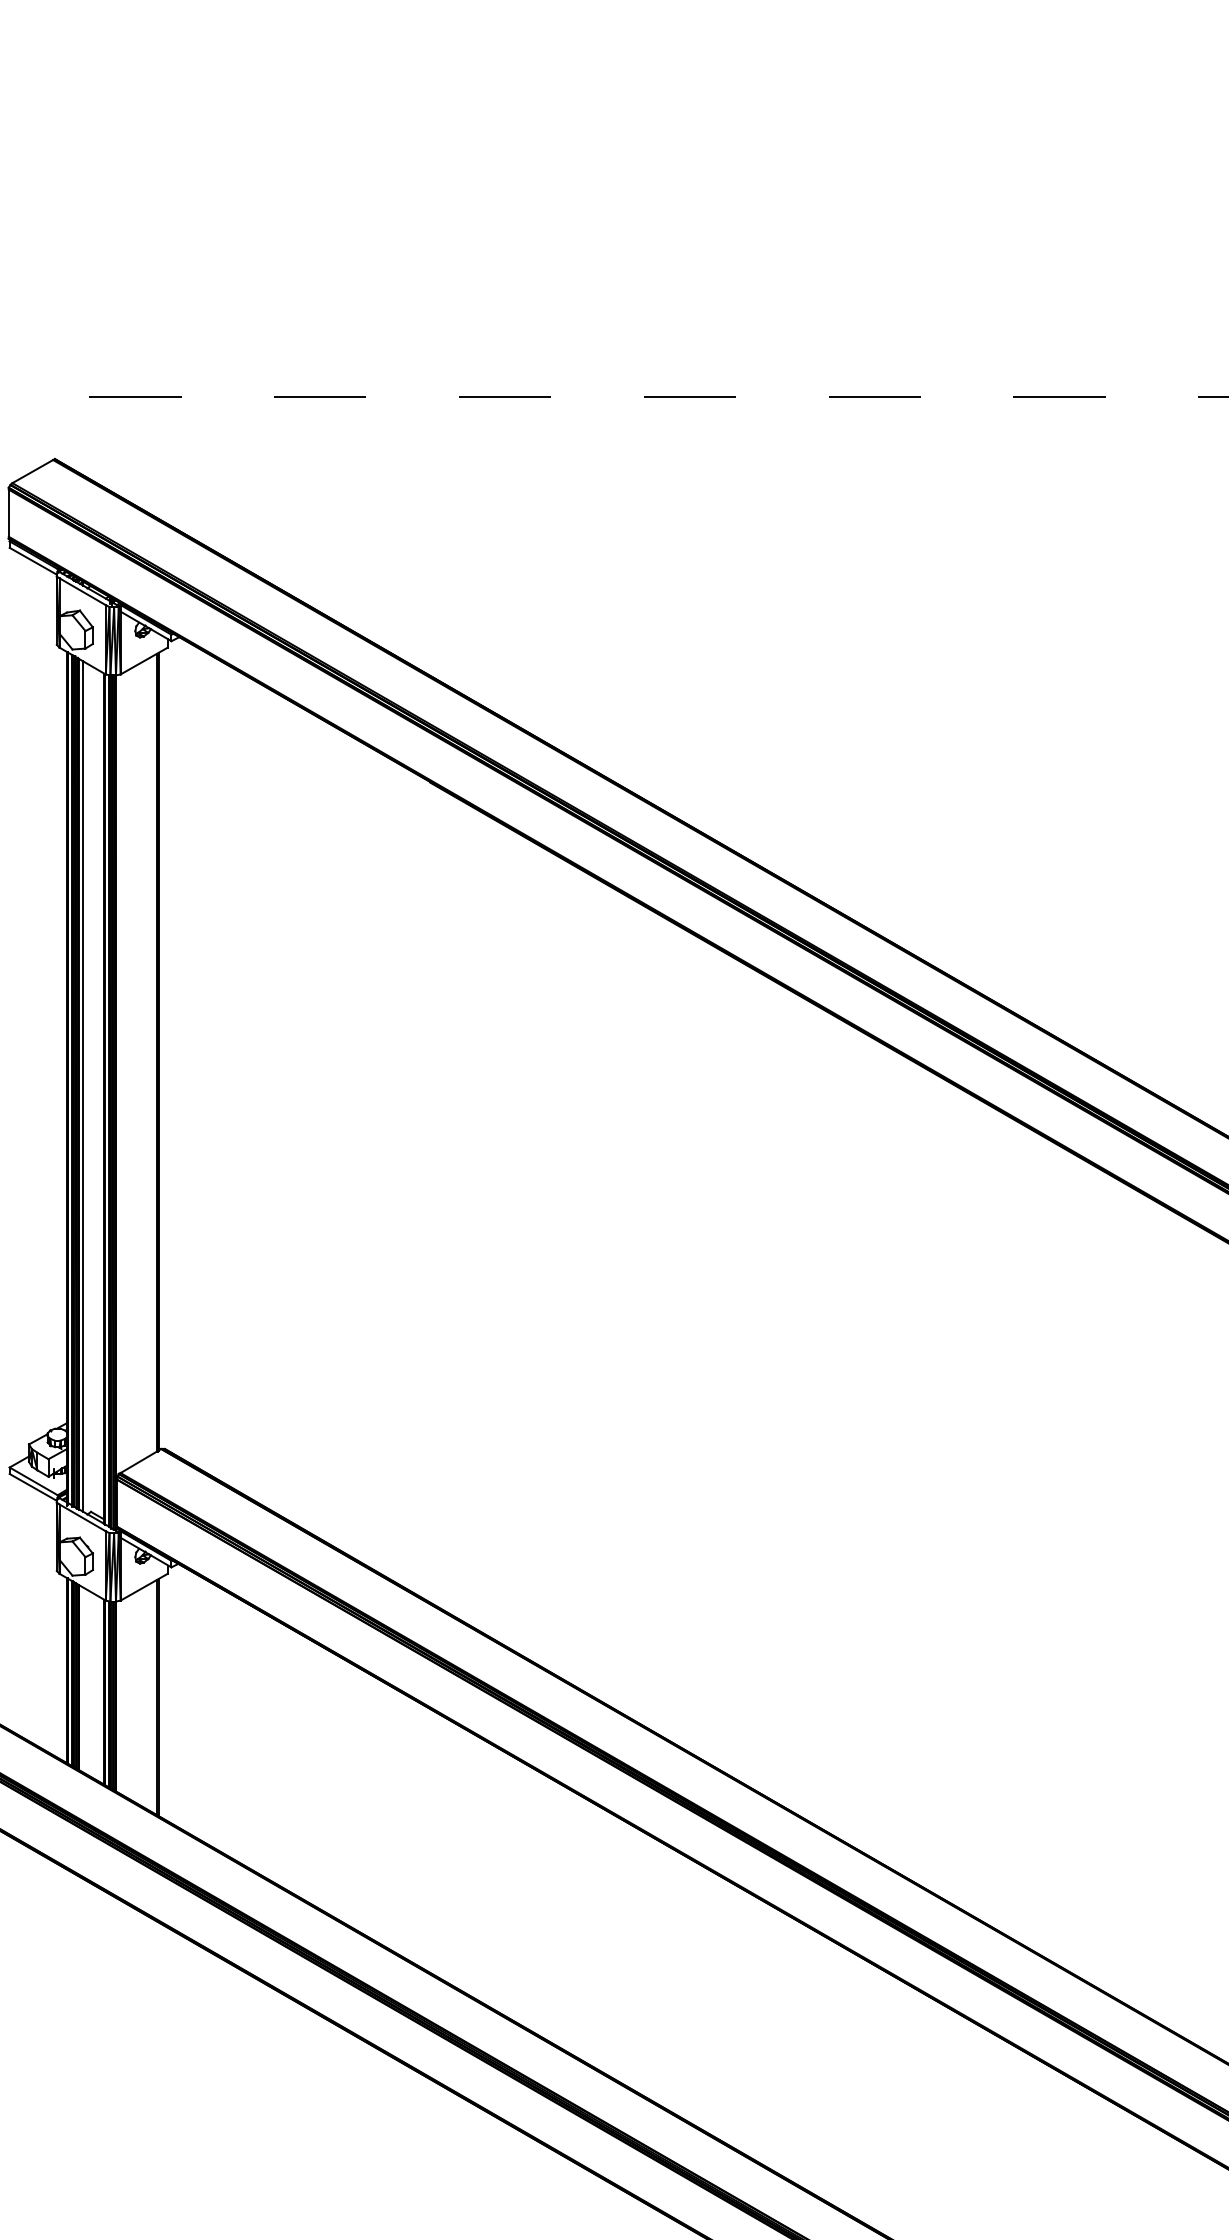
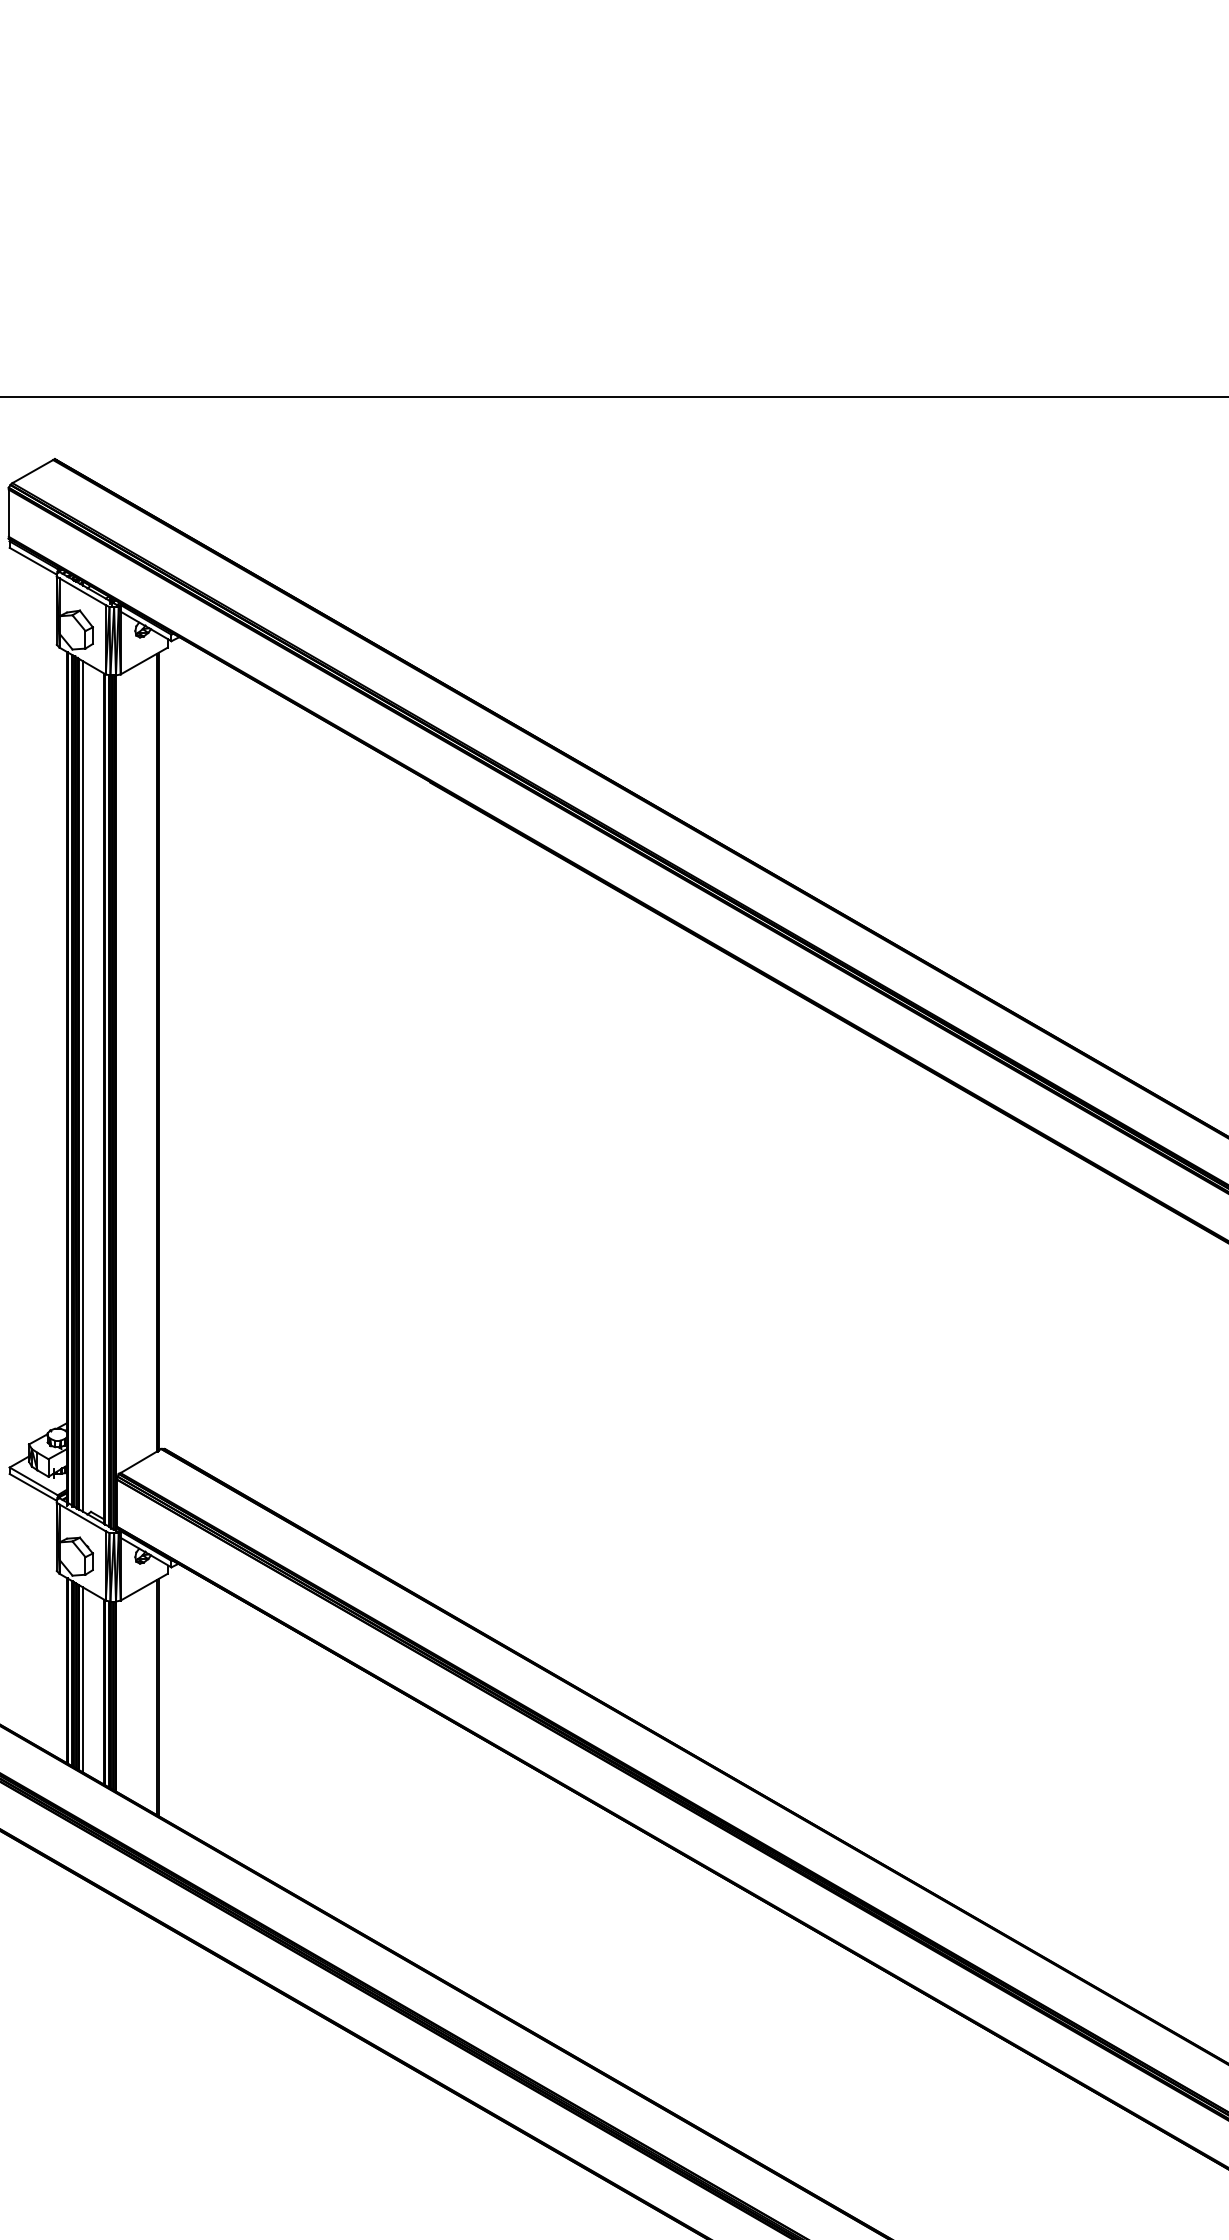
line: dashed -> solid (613, 397)
line: none -> present (82, 1679)
